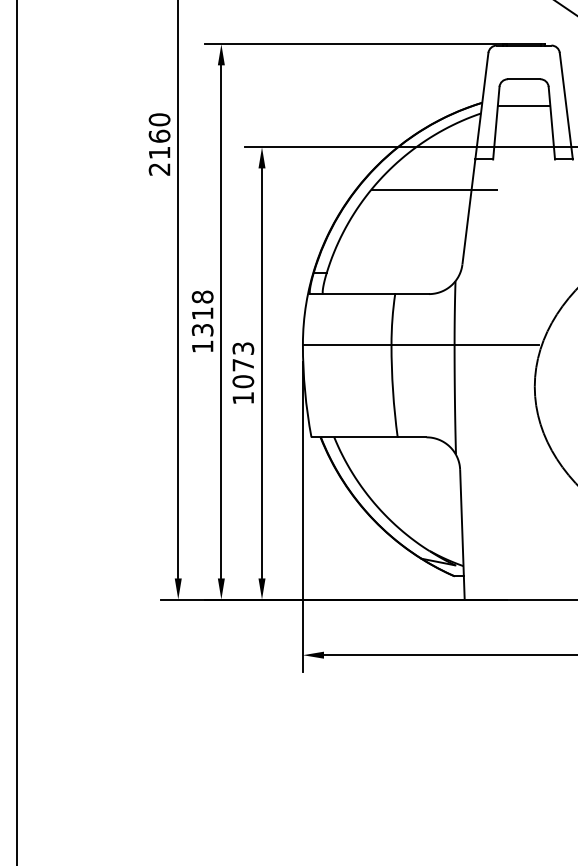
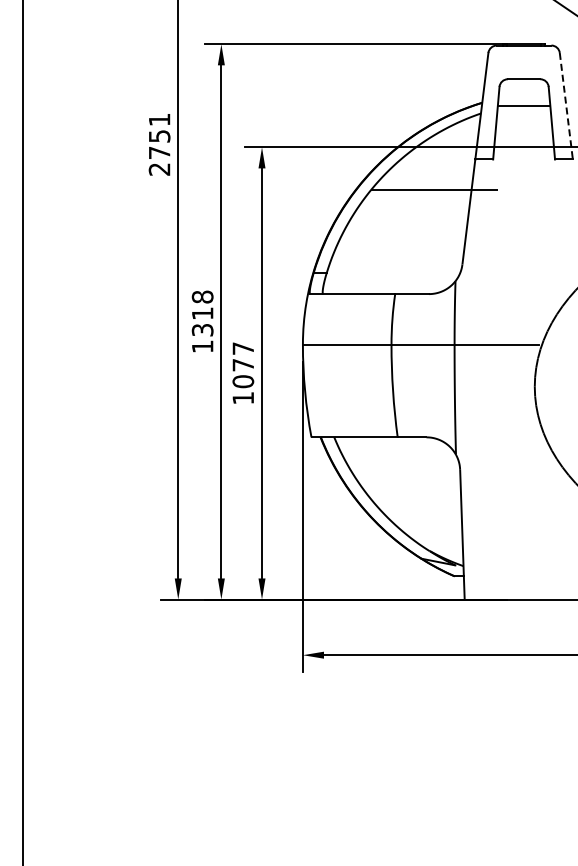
line: solid -> dashed (566, 106)
text: 2160 -> 2751 (159, 135)
text: 1073 -> 1077 (243, 348)
line position: (17, 432) -> (23, 432) (23, 432)
